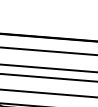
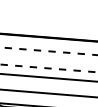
line: solid -> dashed (49, 51)
line: solid -> dashed (49, 68)
